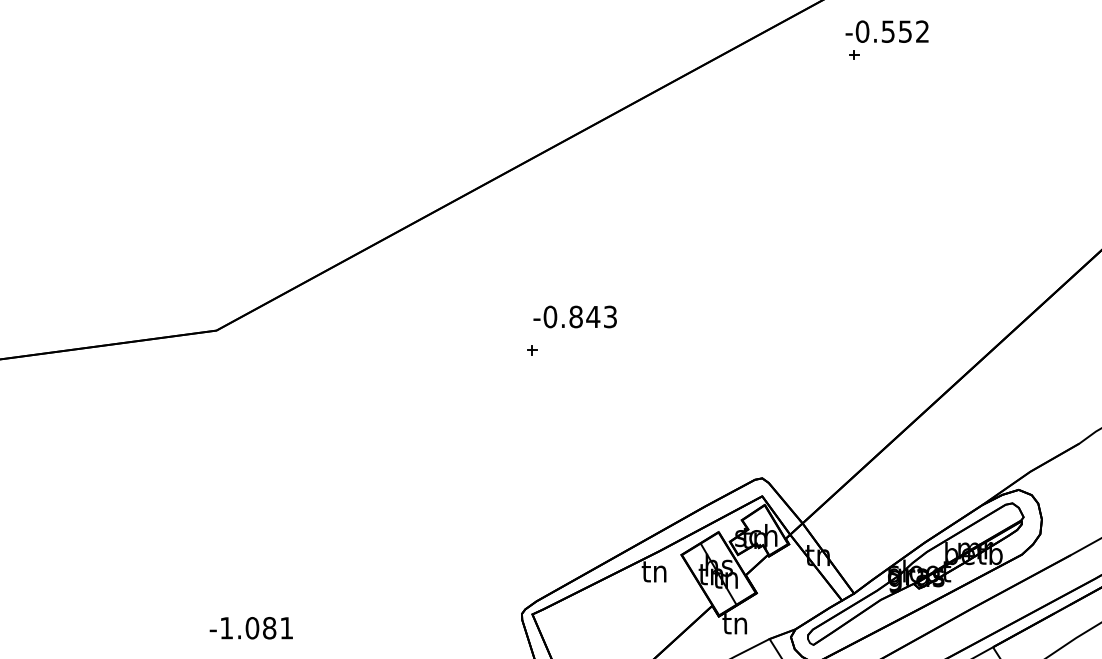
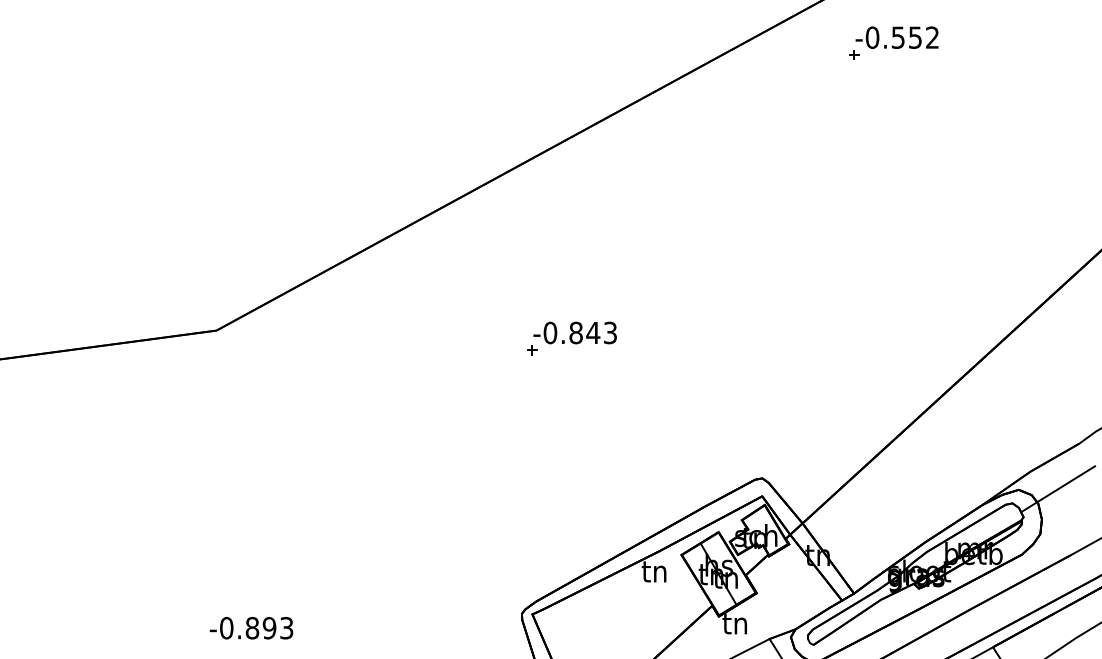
text position: (886, 31) -> (896, 37) (896, 37)
text position: (574, 316) -> (574, 332) (574, 332)
line: none -> present (1058, 489)
text: -1.081 -> -0.893 (256, 628)
